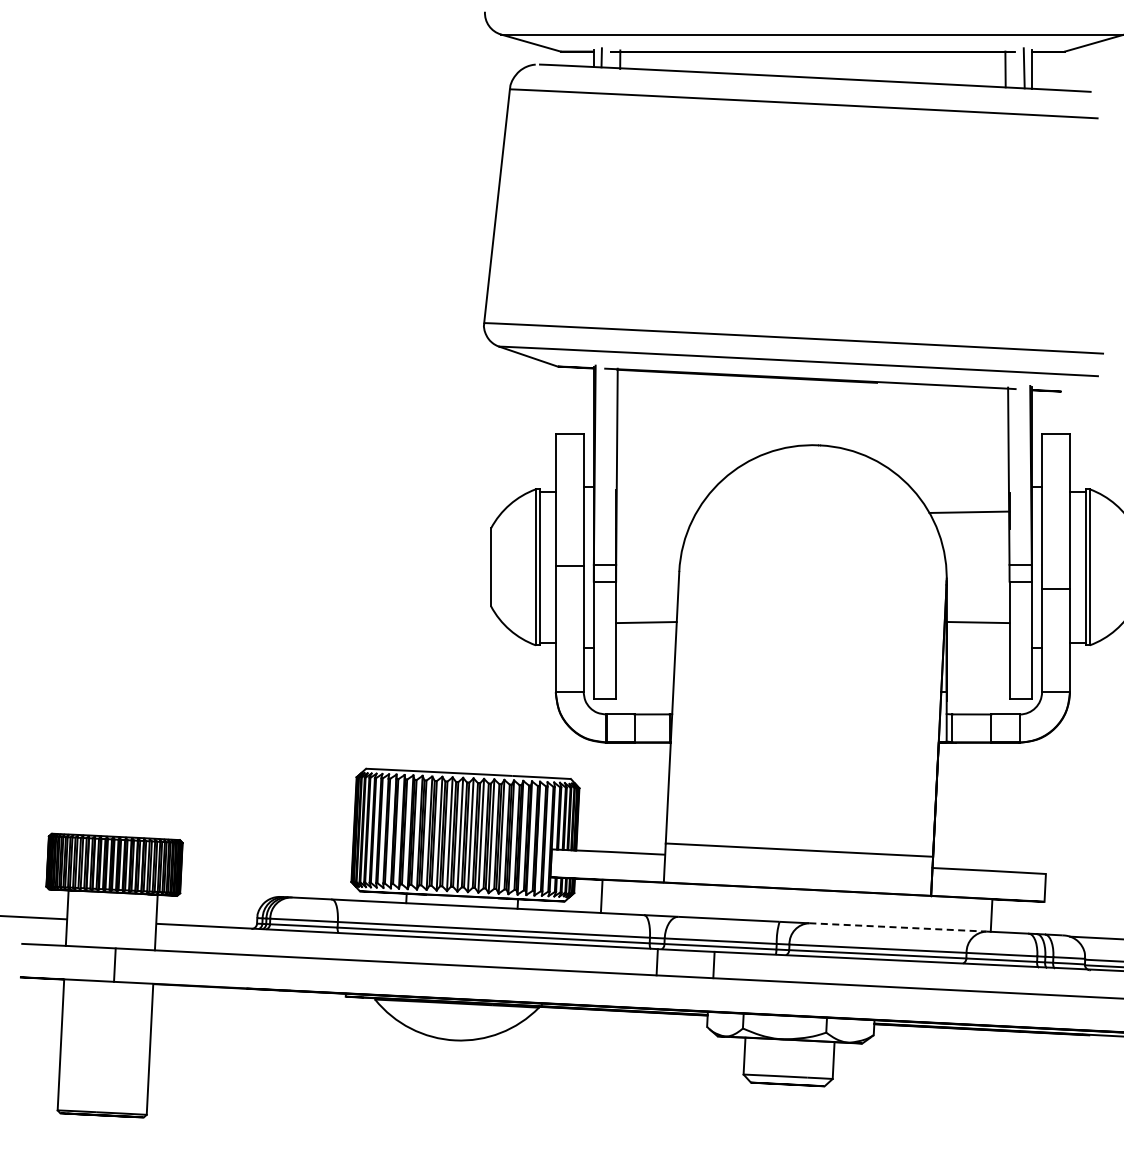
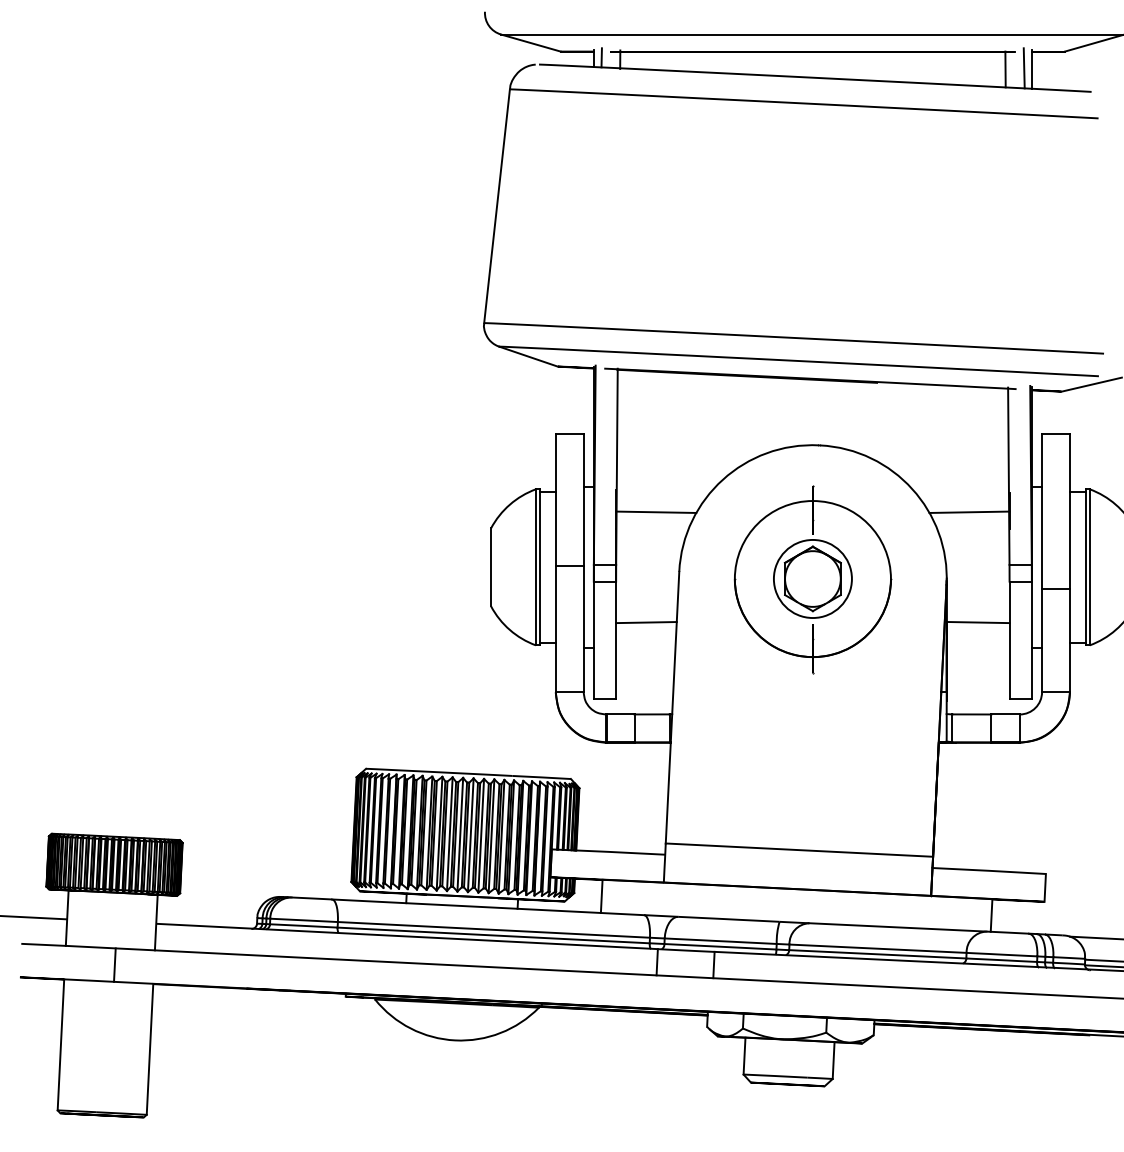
line: none -> present (1090, 384)
line: none -> present (656, 511)
part: none -> present (812, 579)
line: dashed -> solid (897, 927)
